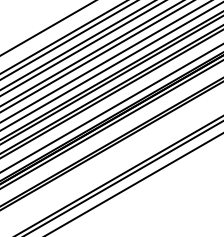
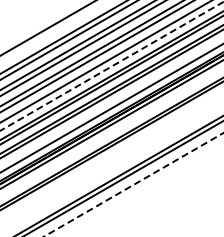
line: solid -> dashed (112, 66)
line: solid -> dashed (133, 184)
